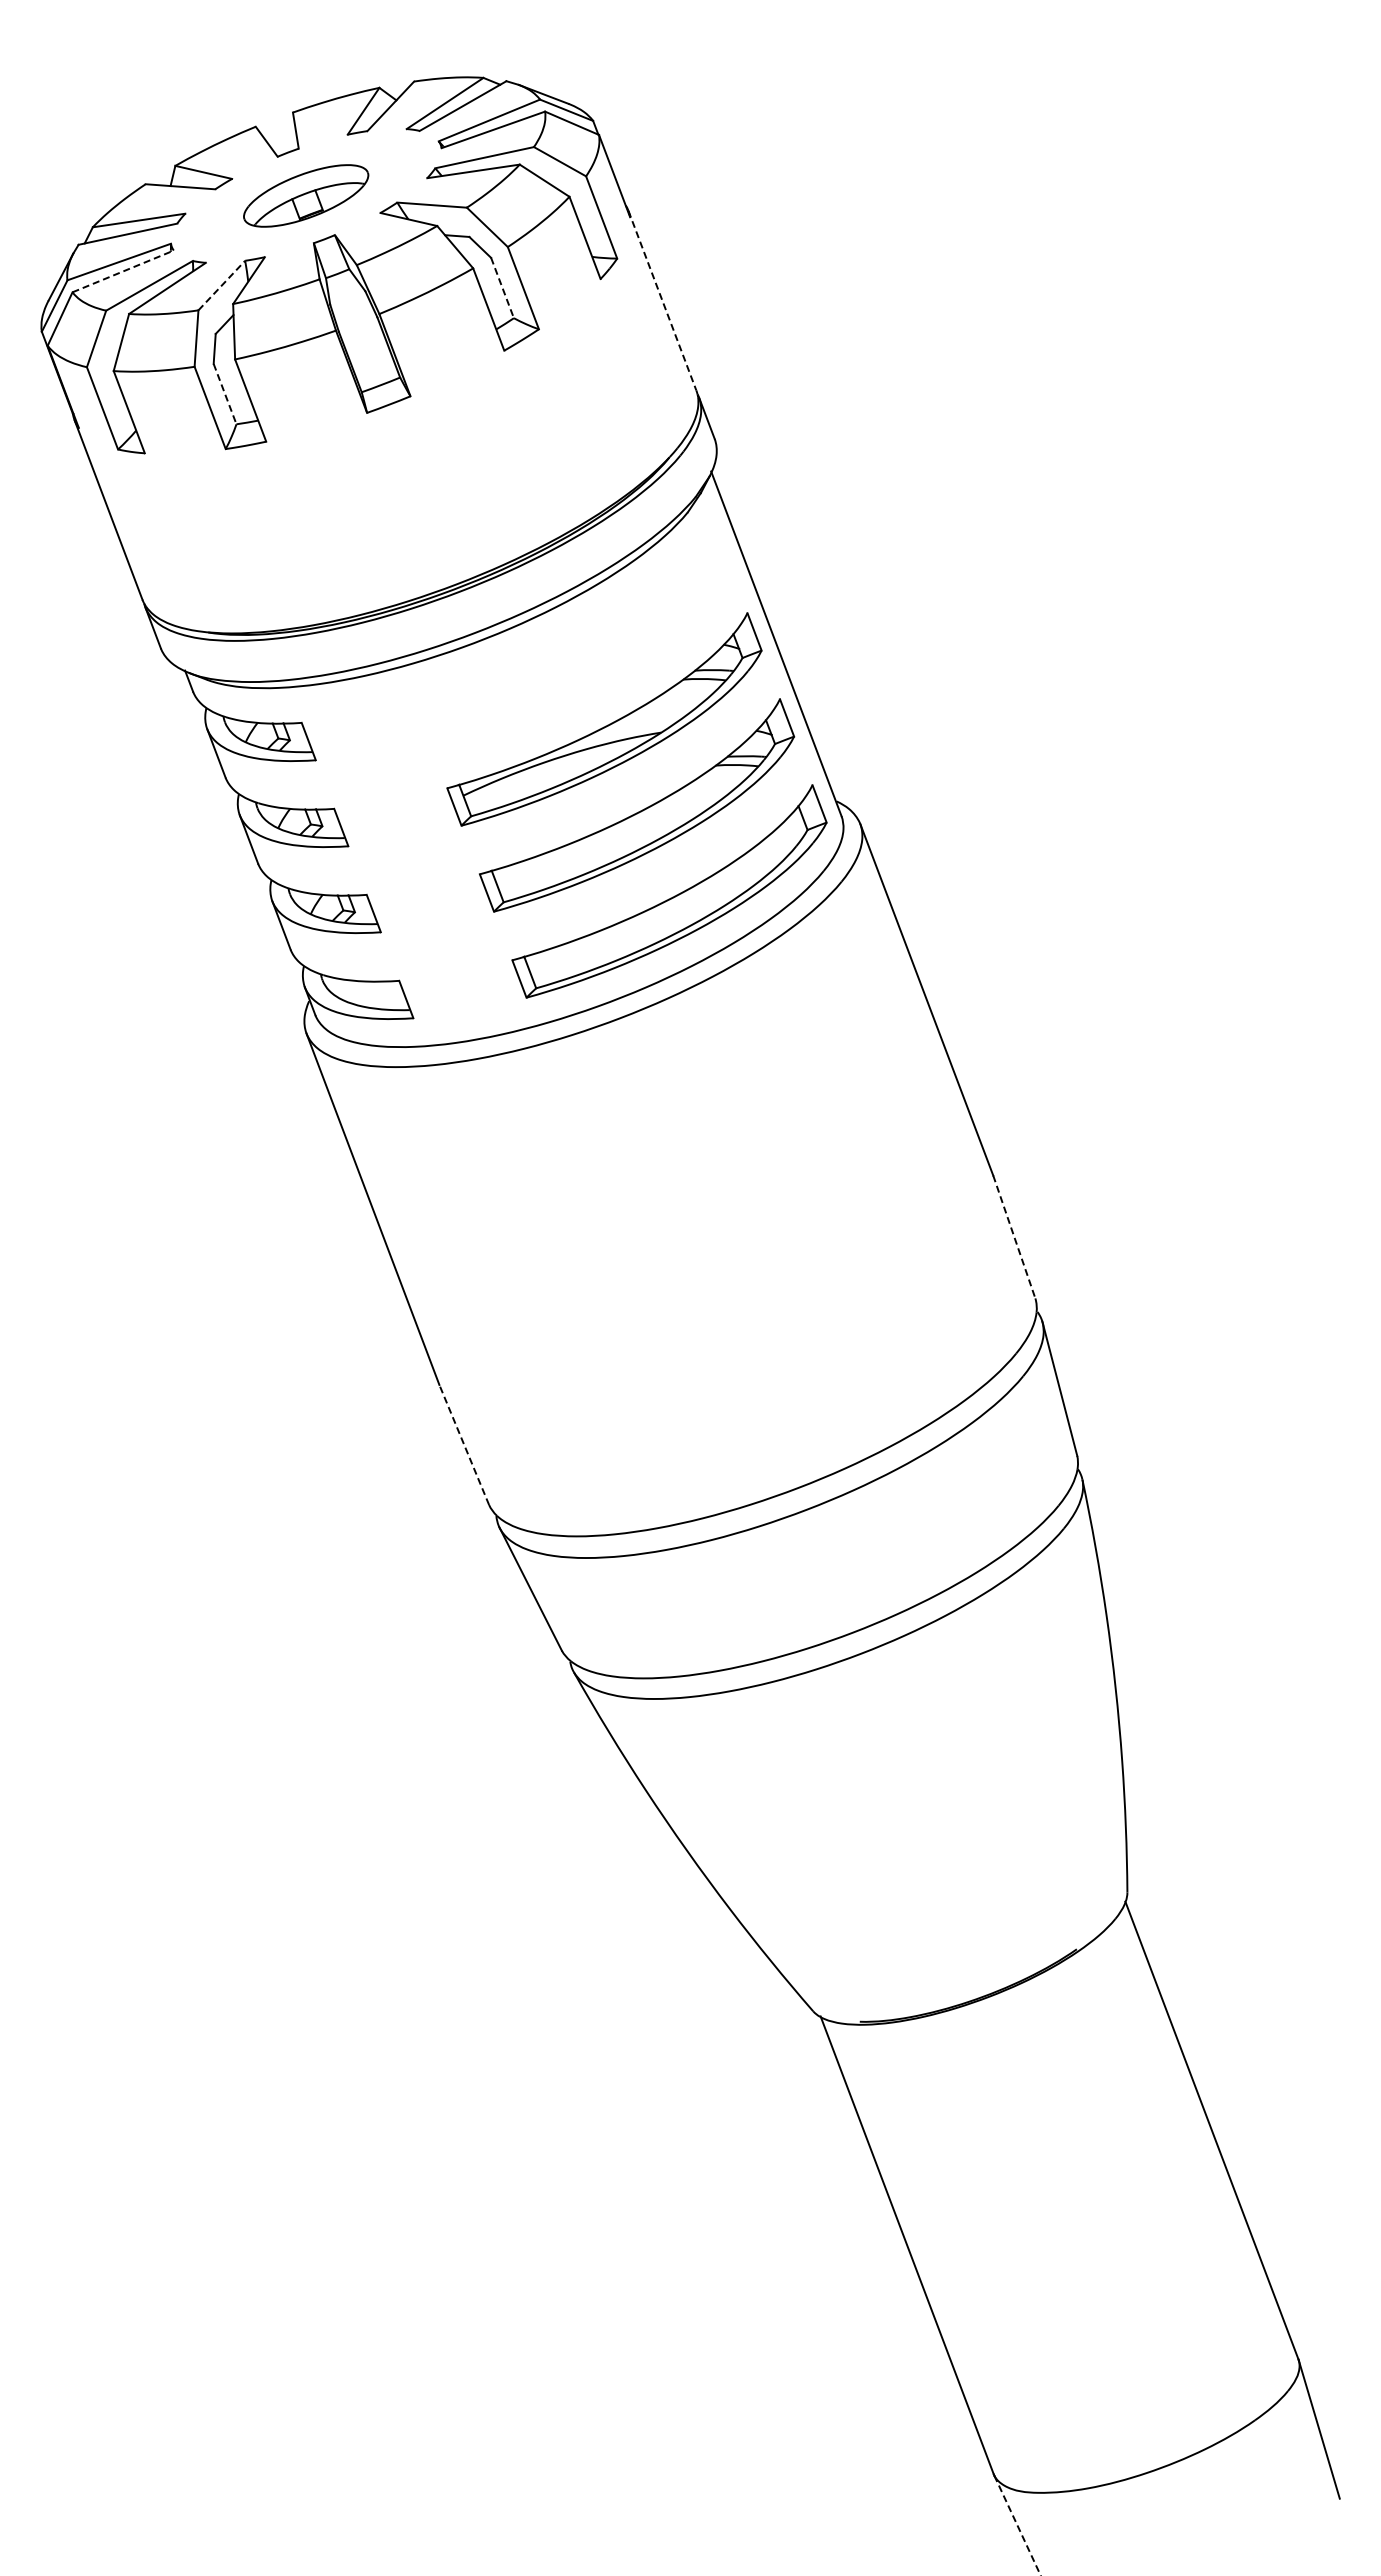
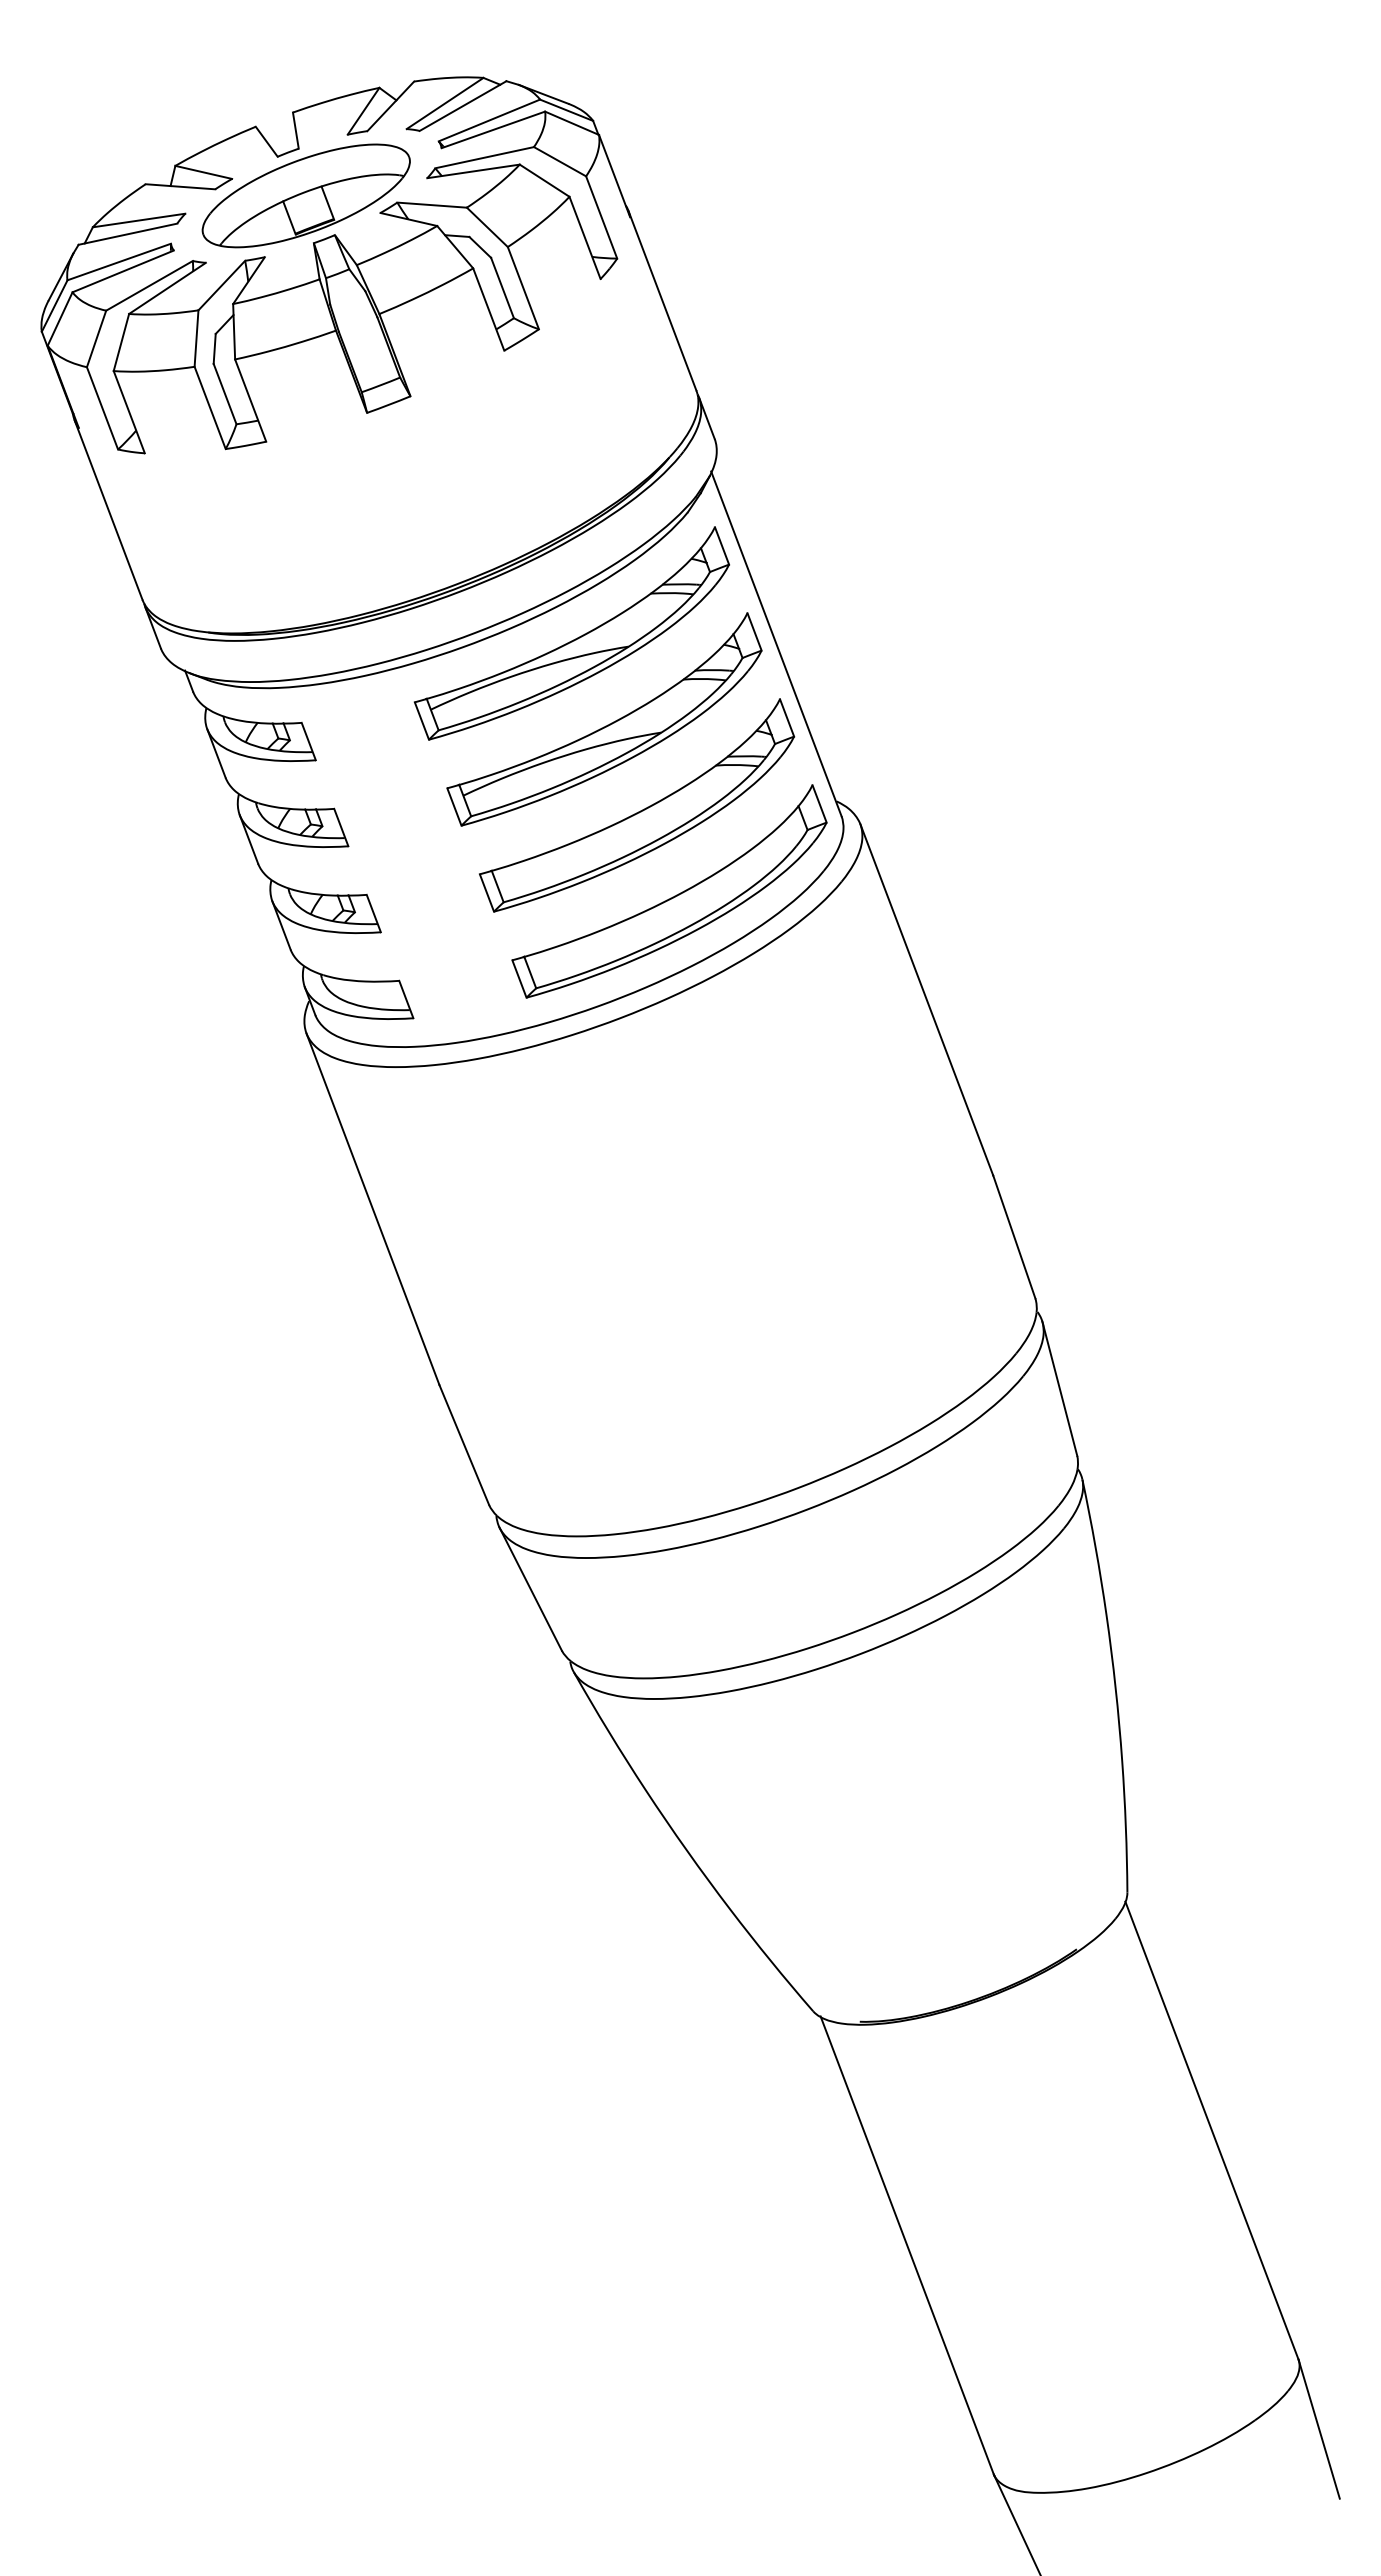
part size: 127x64 px -> 210x106 px (305, 195)
line: dashed -> solid (123, 271)
line: dashed -> solid (222, 285)
line: dashed -> solid (502, 288)
line: dashed -> solid (662, 300)
line: dashed -> solid (225, 394)
part: none -> present (573, 639)
line: dashed -> solid (1014, 1236)
line: dashed -> solid (464, 1444)
line: dashed -> solid (1017, 2526)
